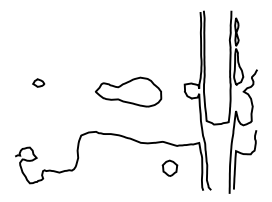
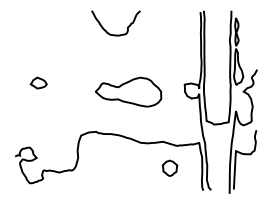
curve: none -> present (115, 34)
part size: 14x10 px -> 19x14 px (38, 82)
